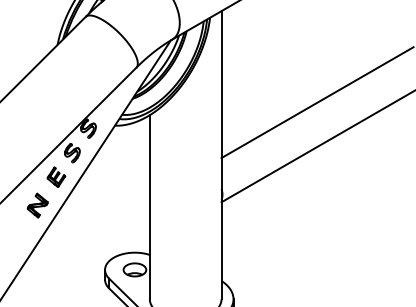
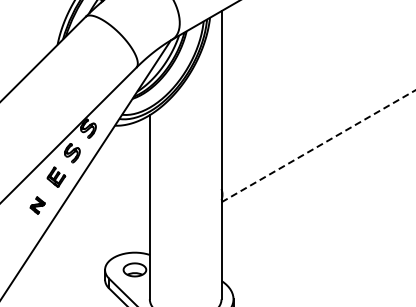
line: present -> none (316, 102)
line: solid -> dashed (319, 145)
part size: 23x27 px -> 17x19 px (37, 205)
